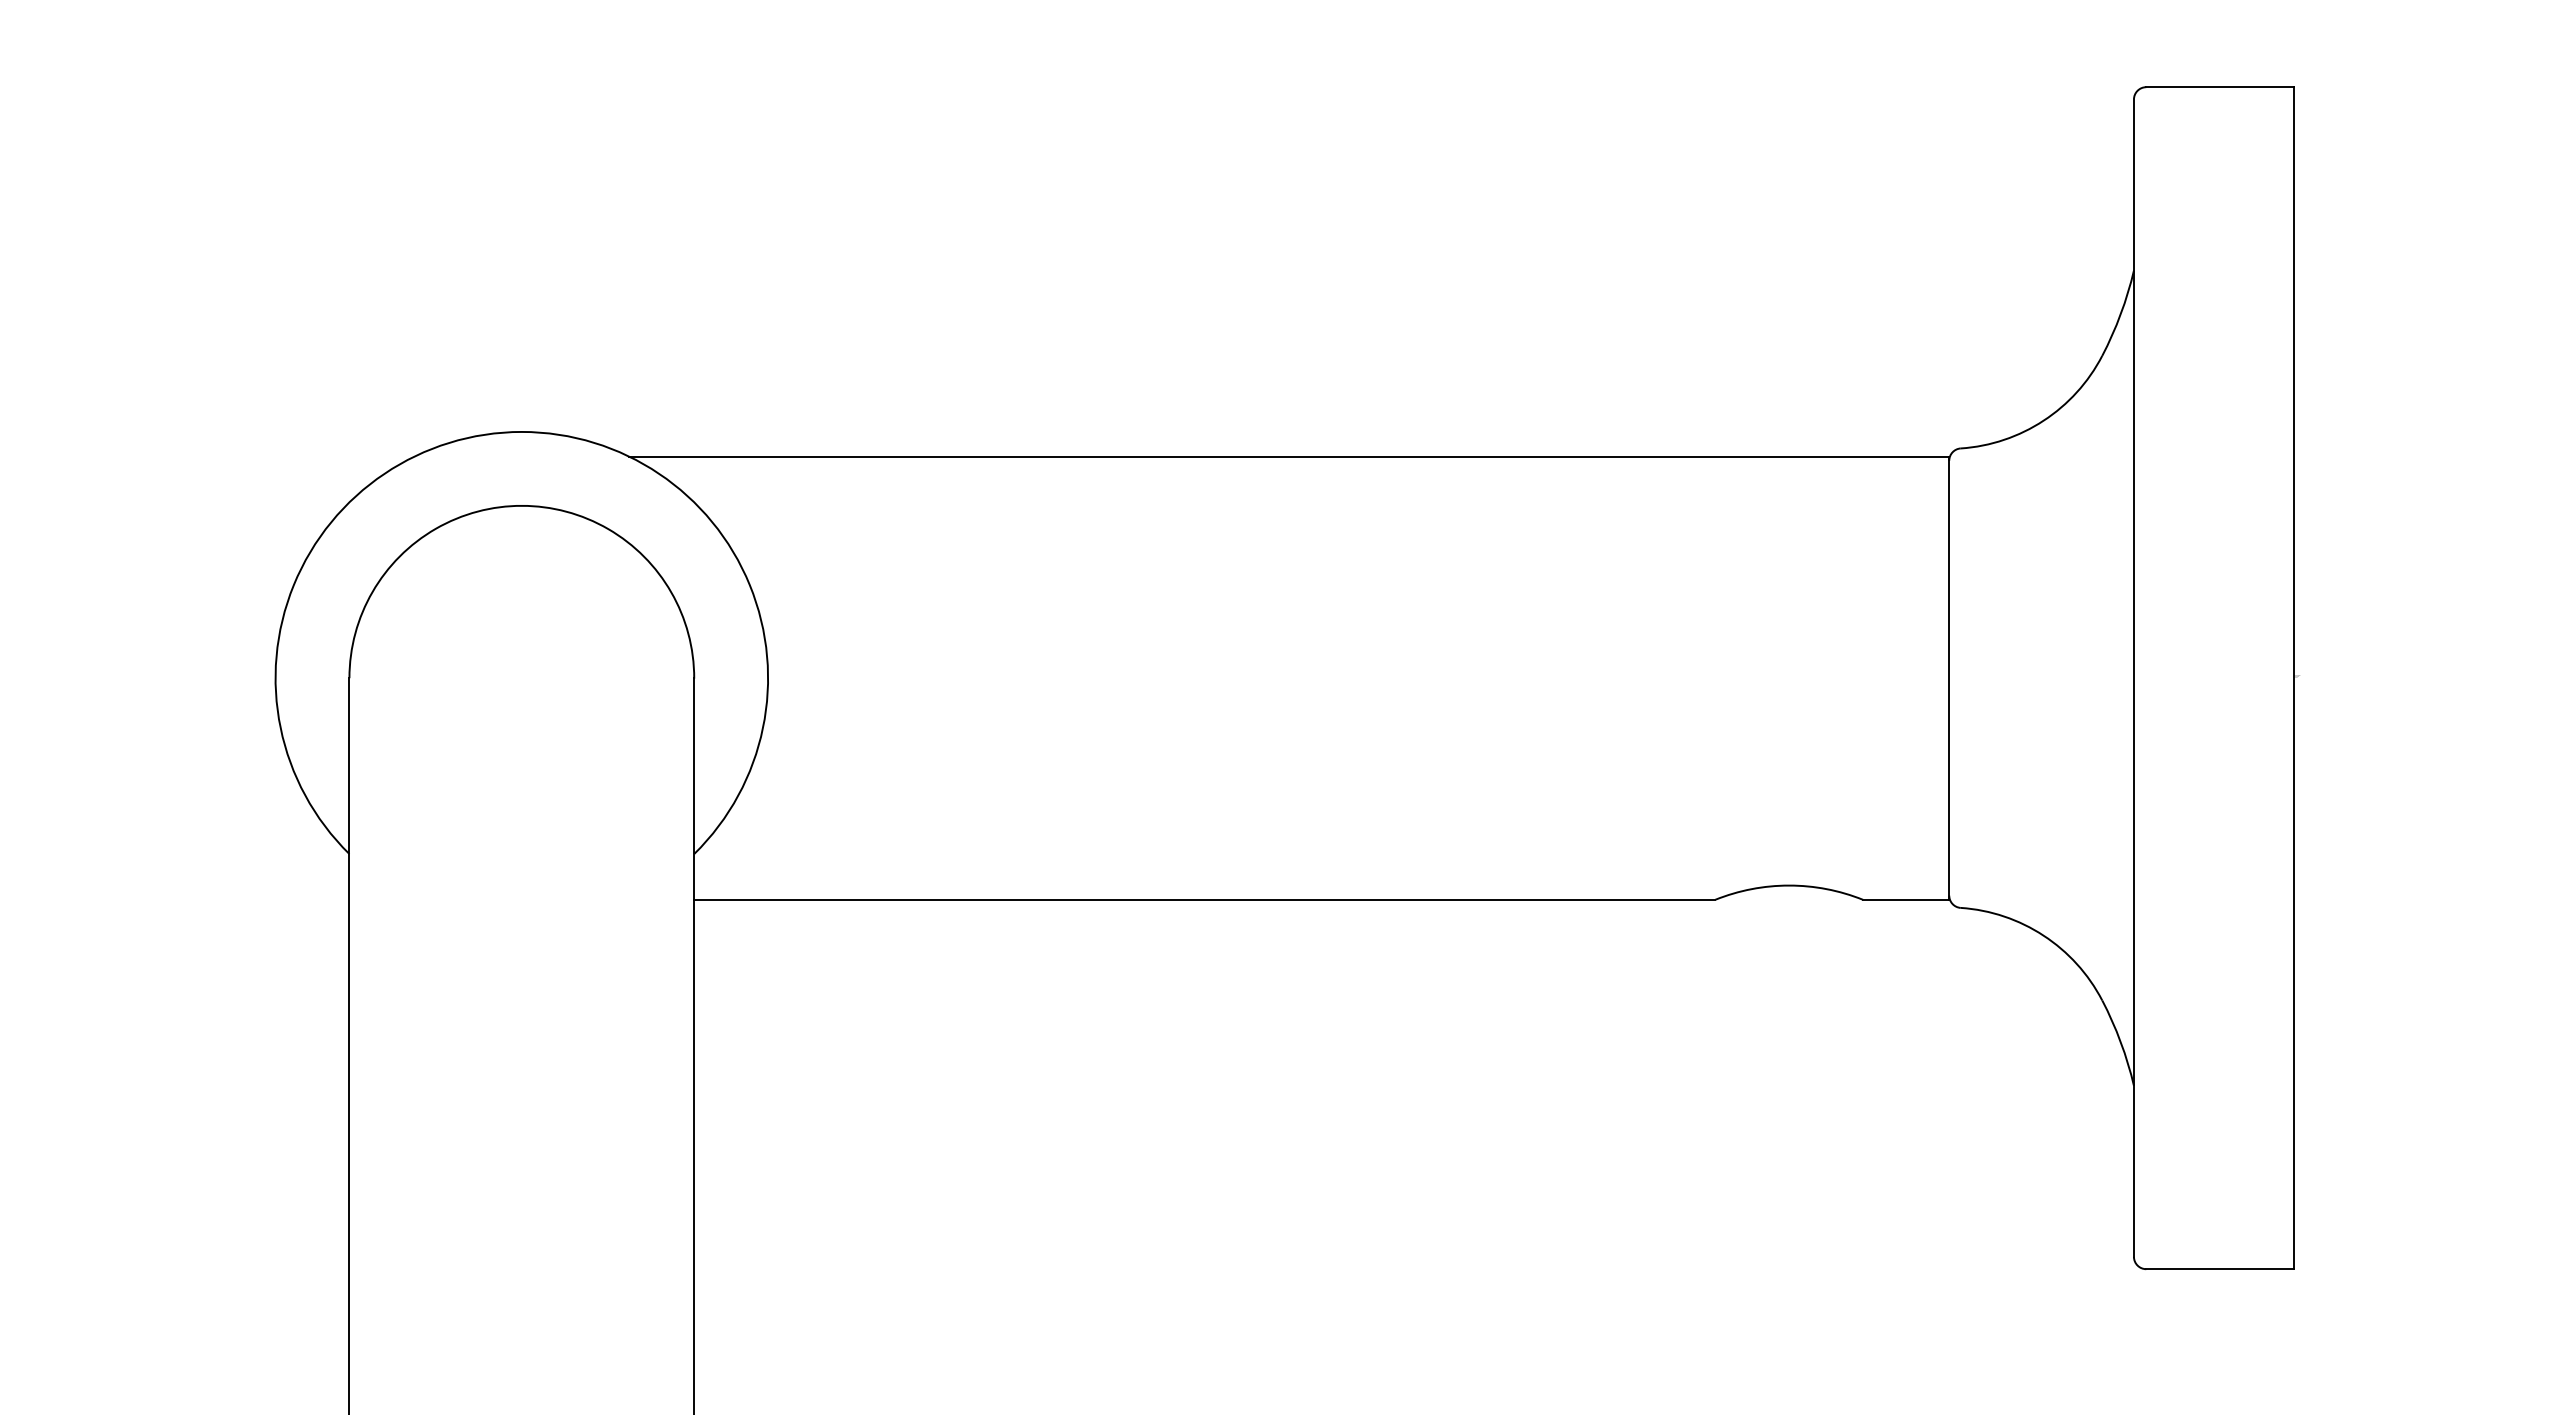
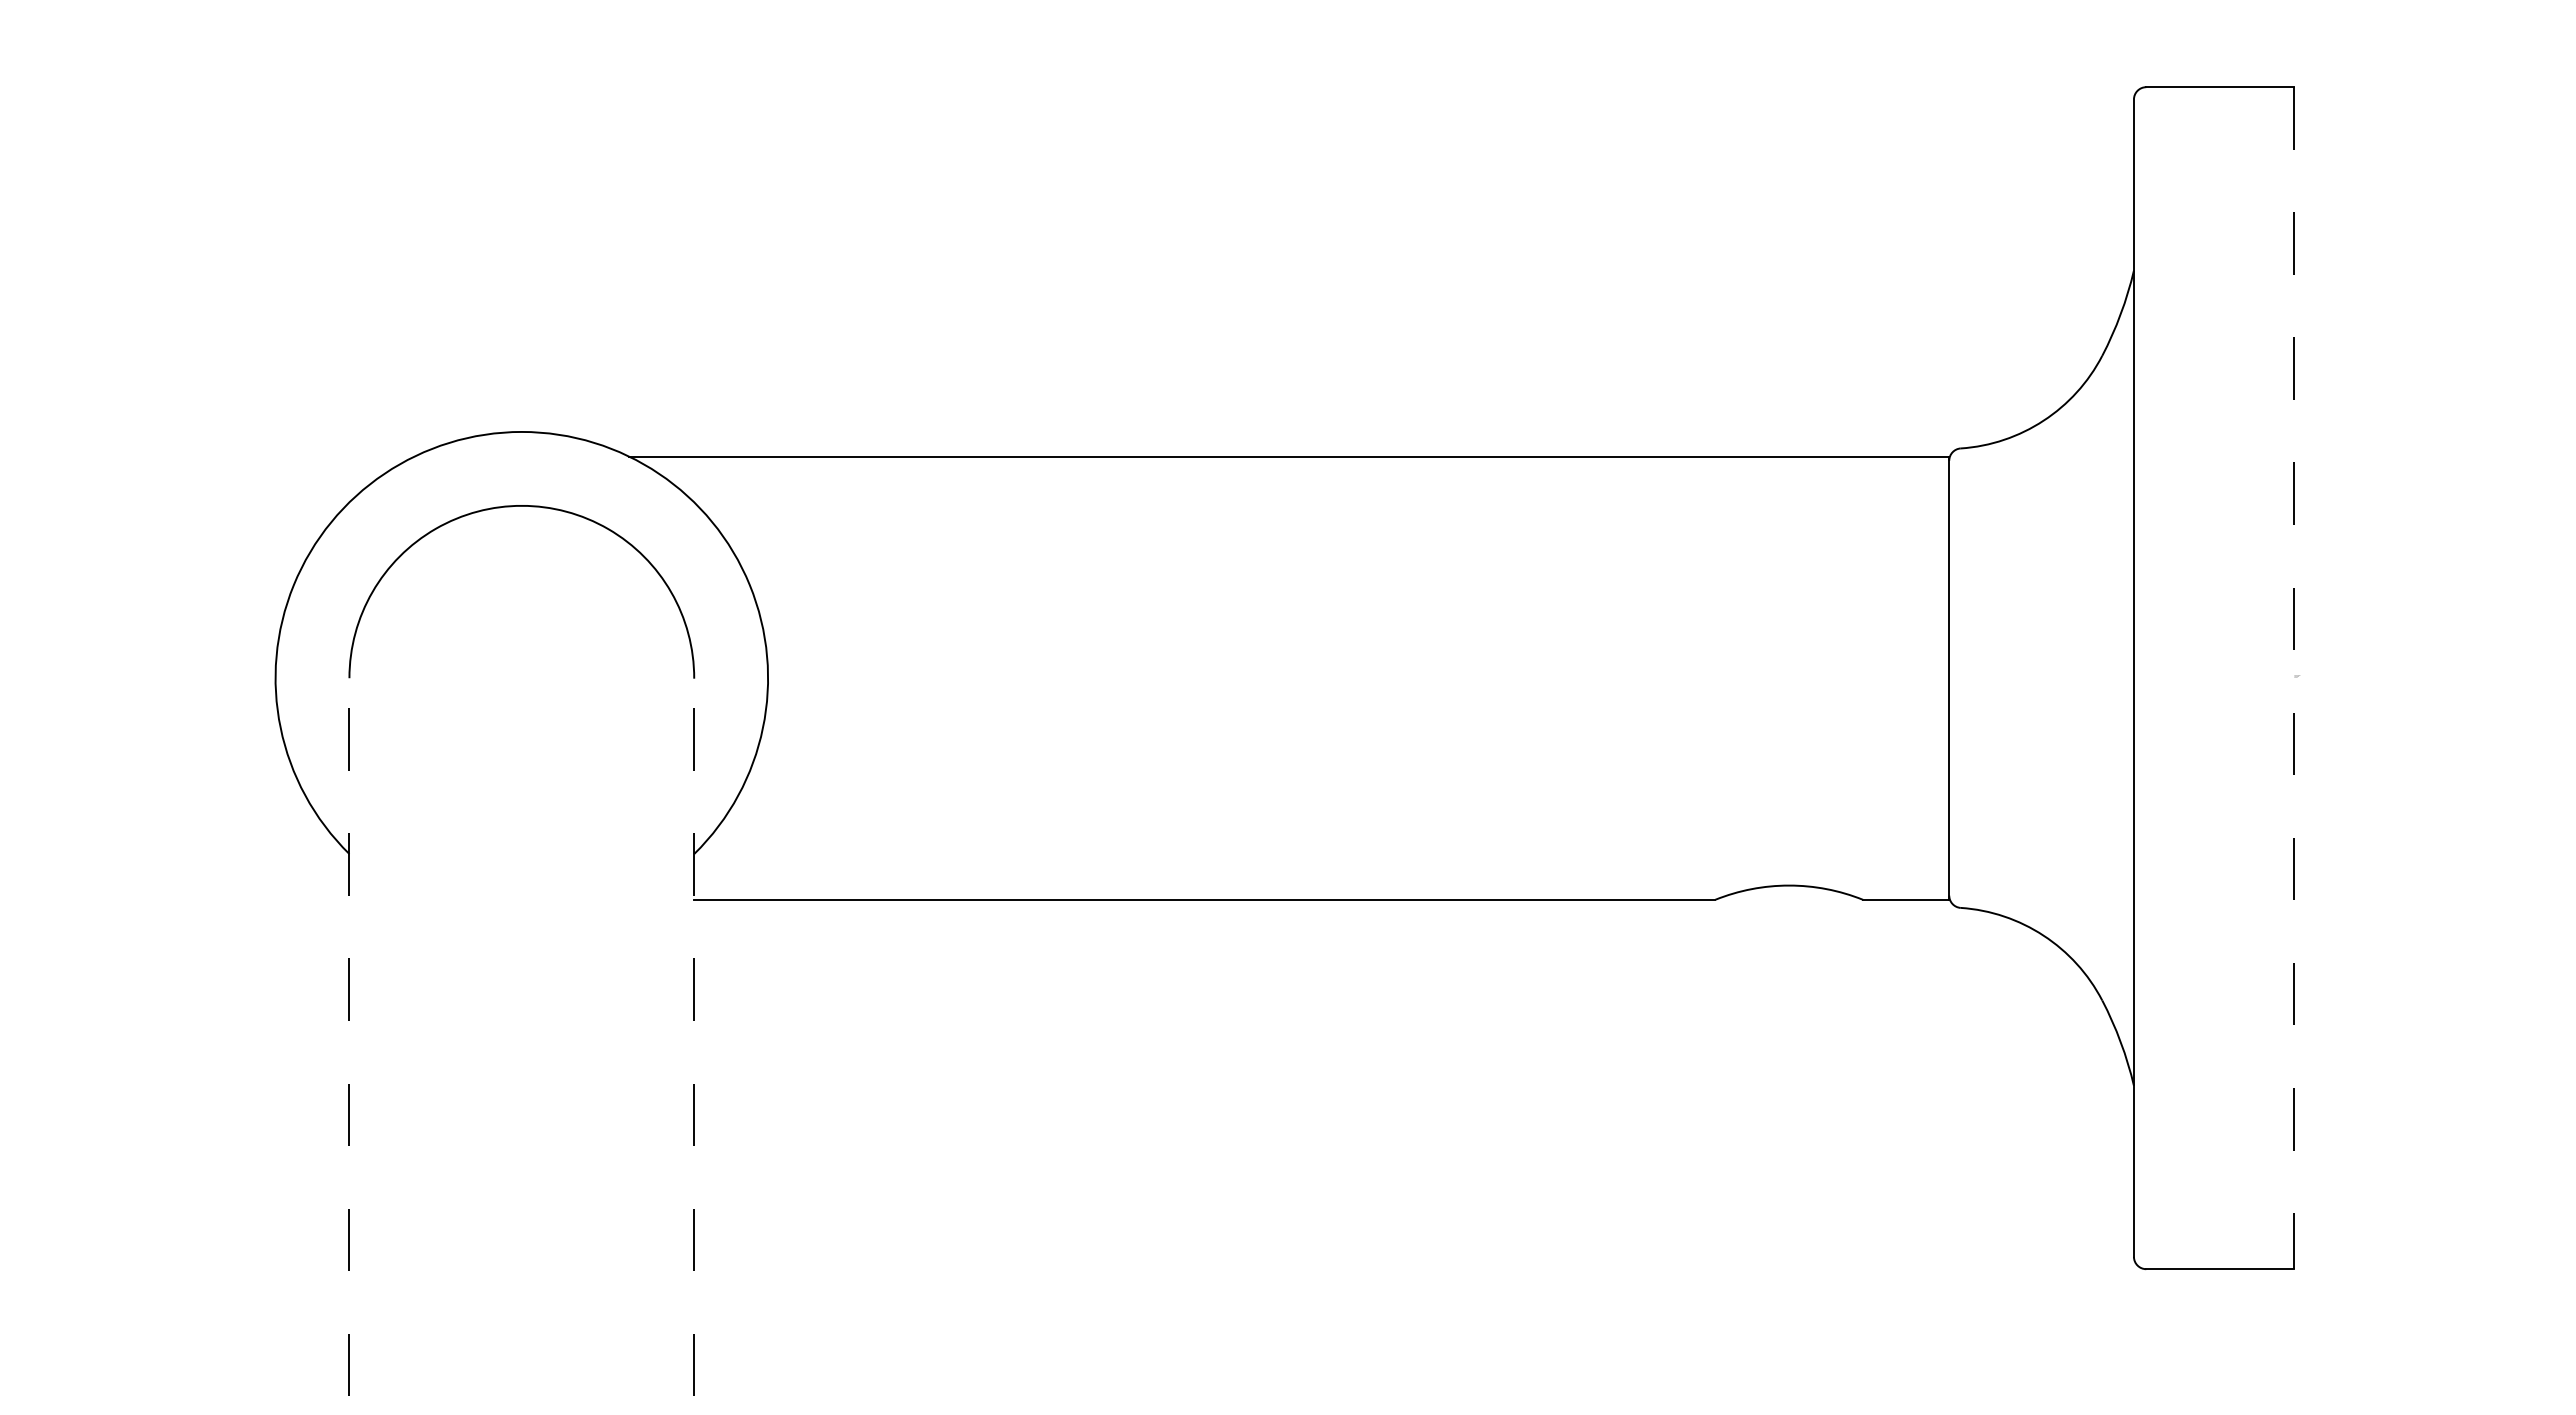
line: solid -> dashed (2294, 678)
line: solid -> dashed (349, 1046)
line: solid -> dashed (694, 1046)
